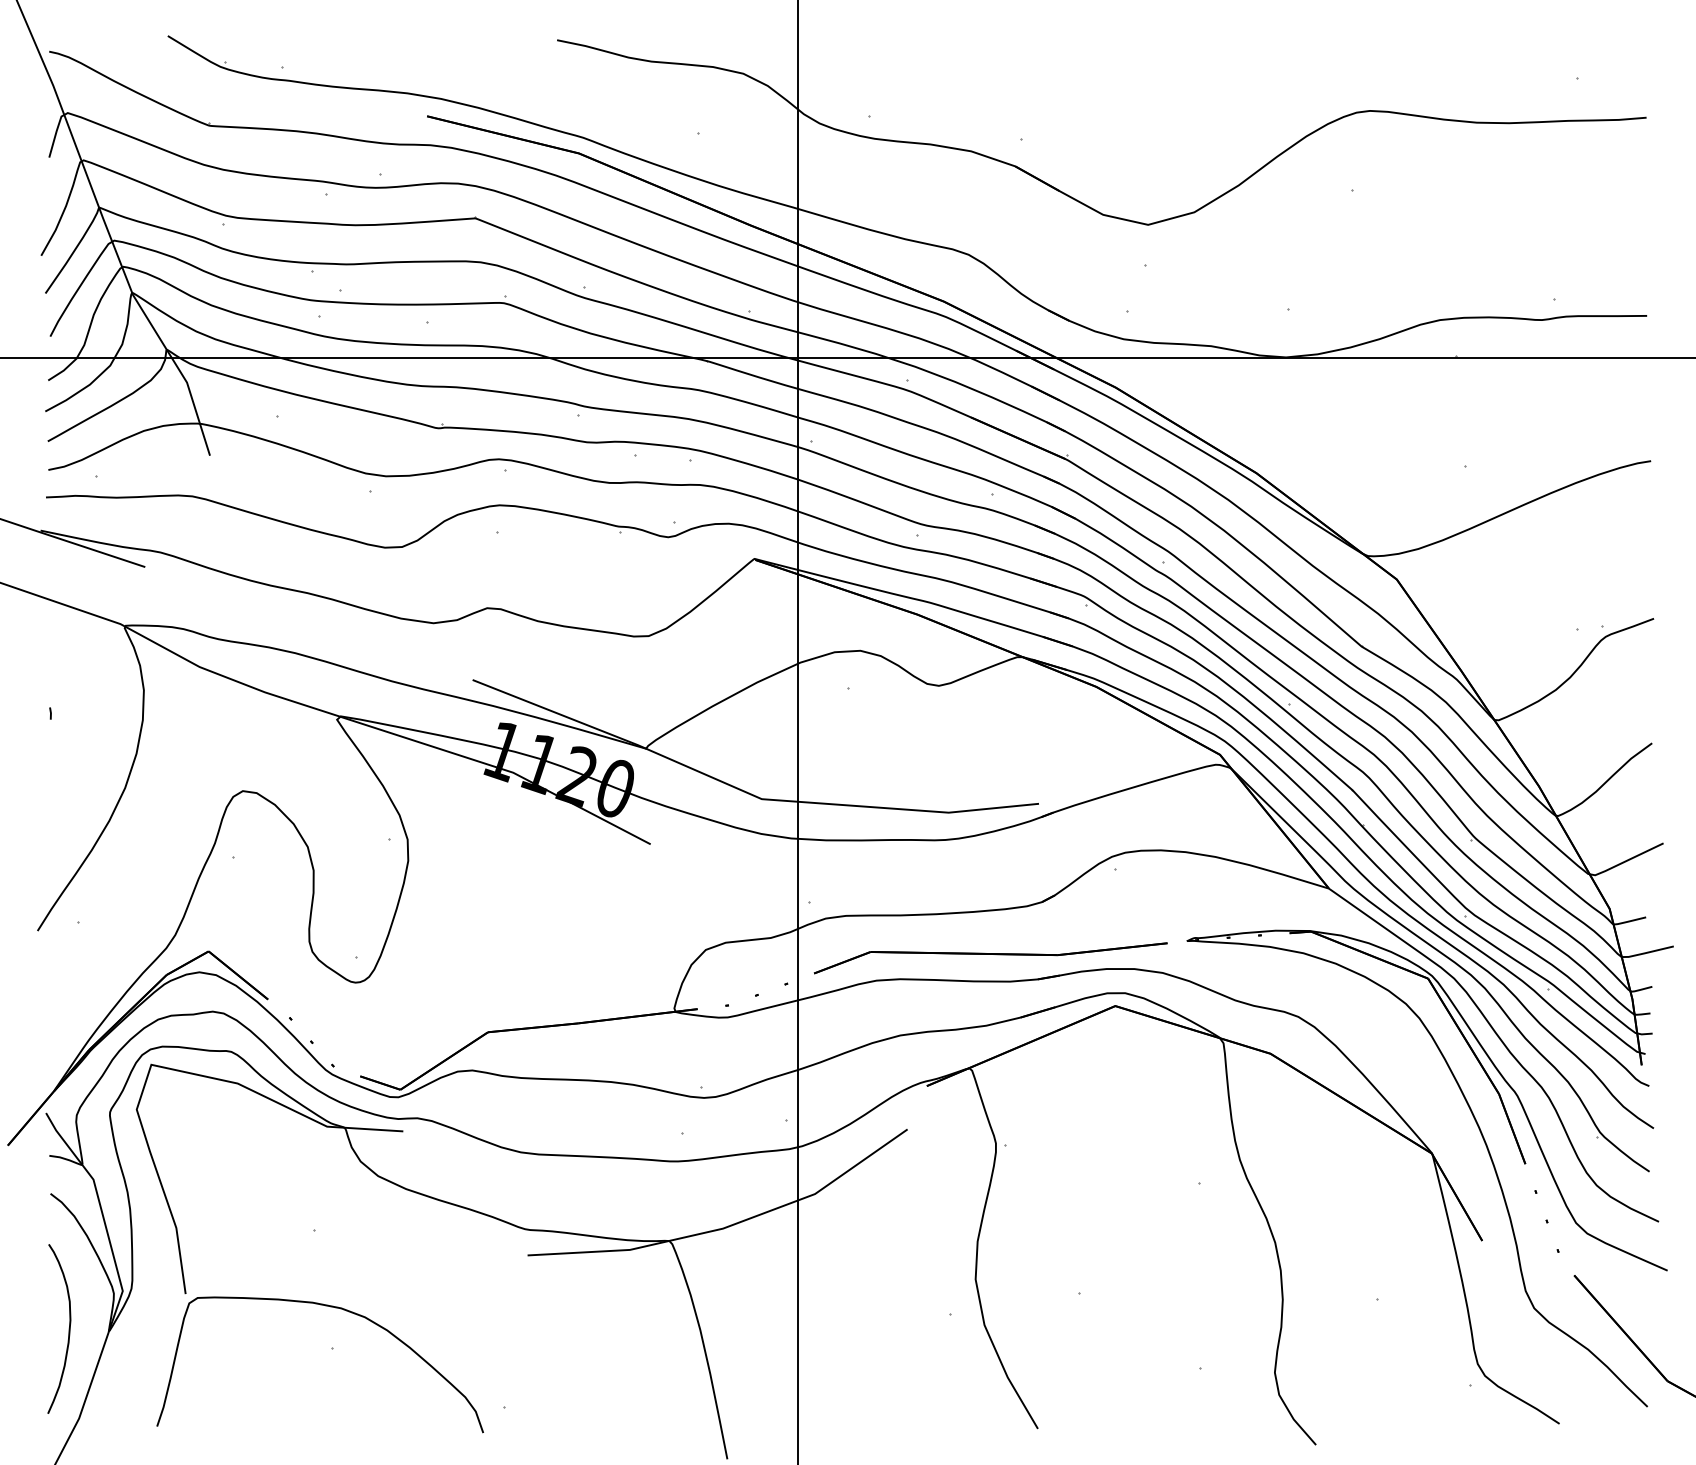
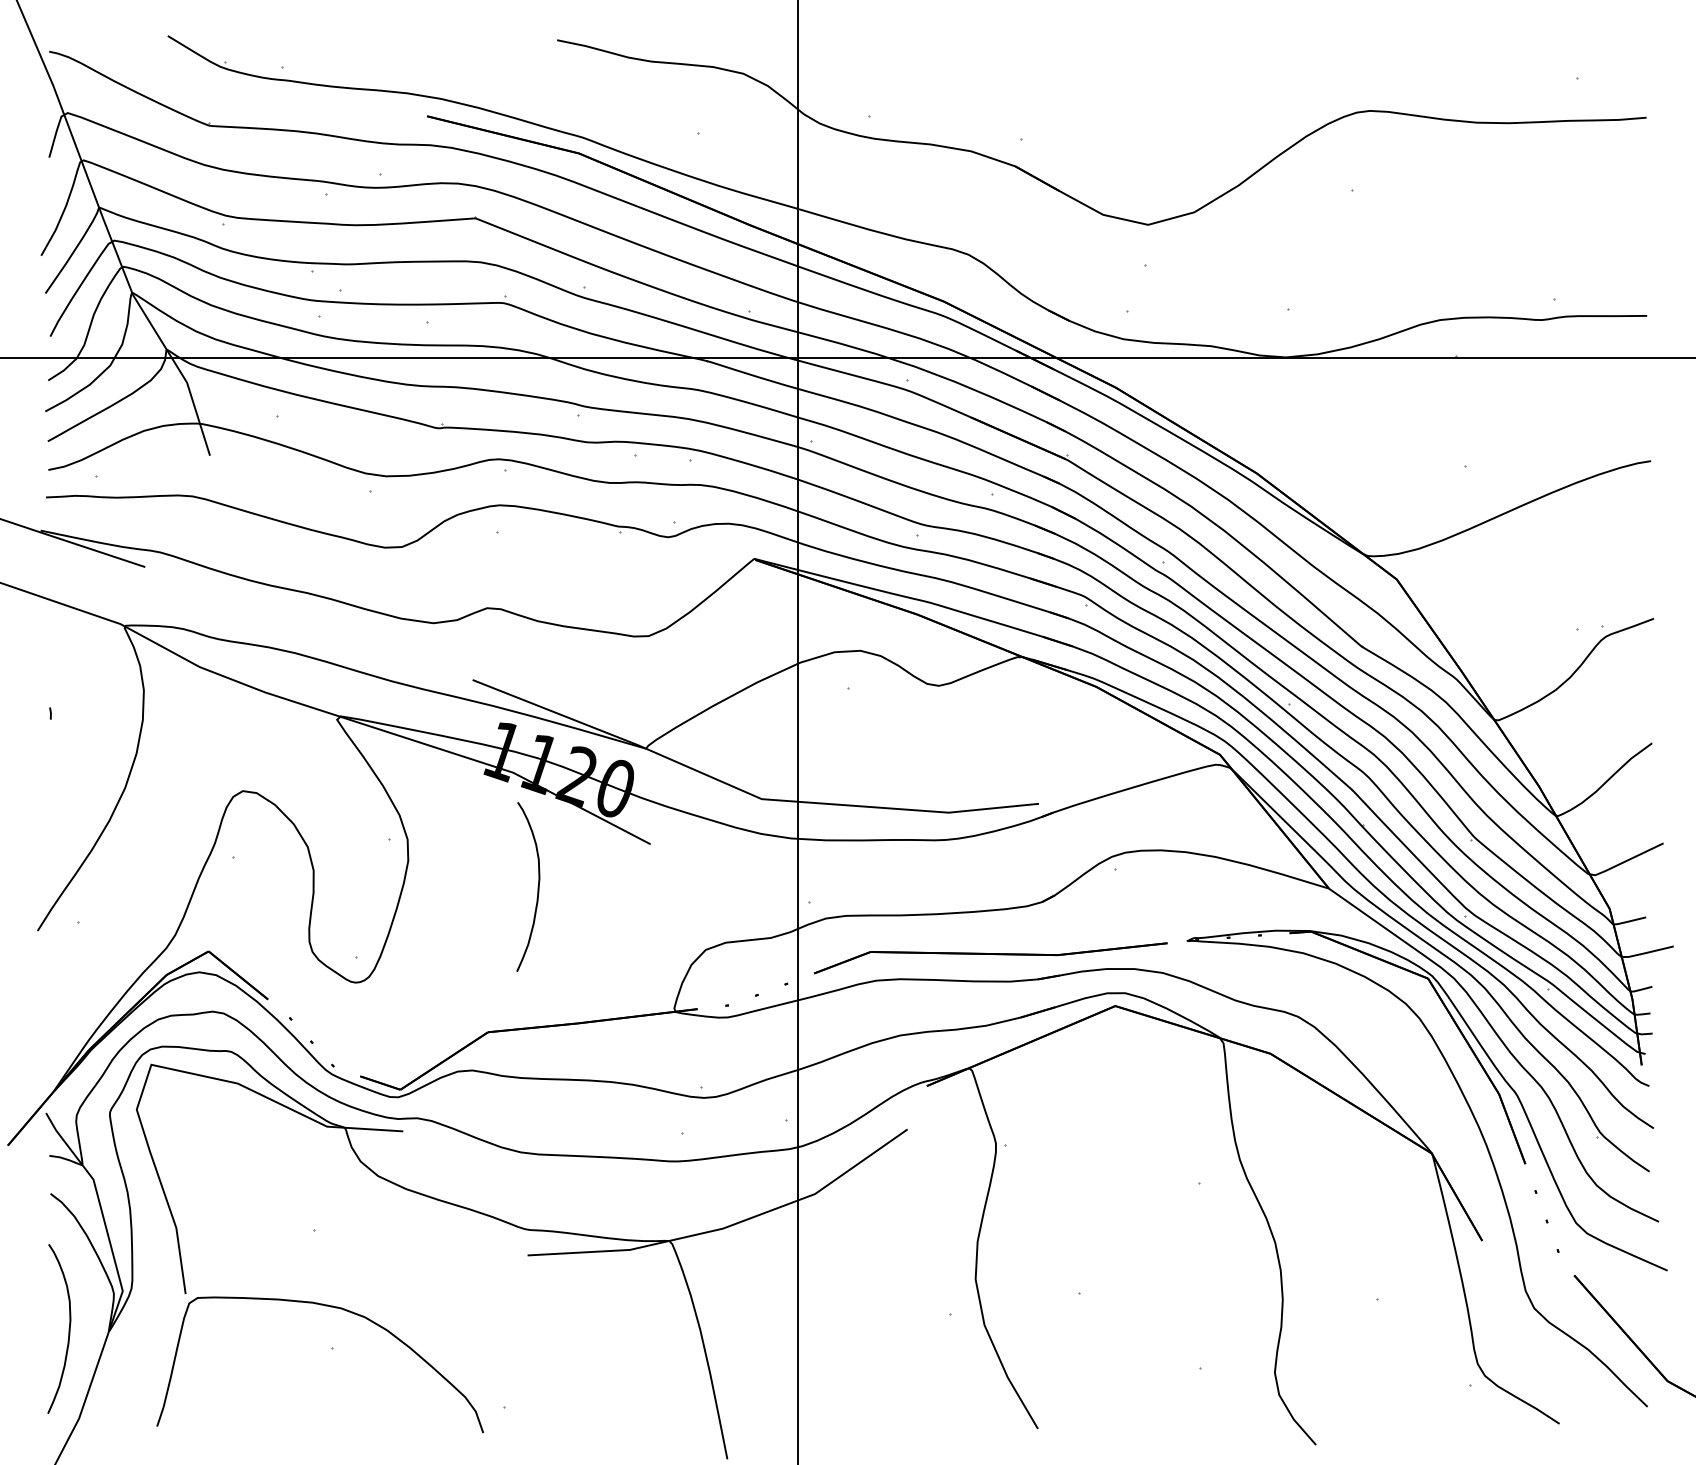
curve: none -> present (537, 886)
